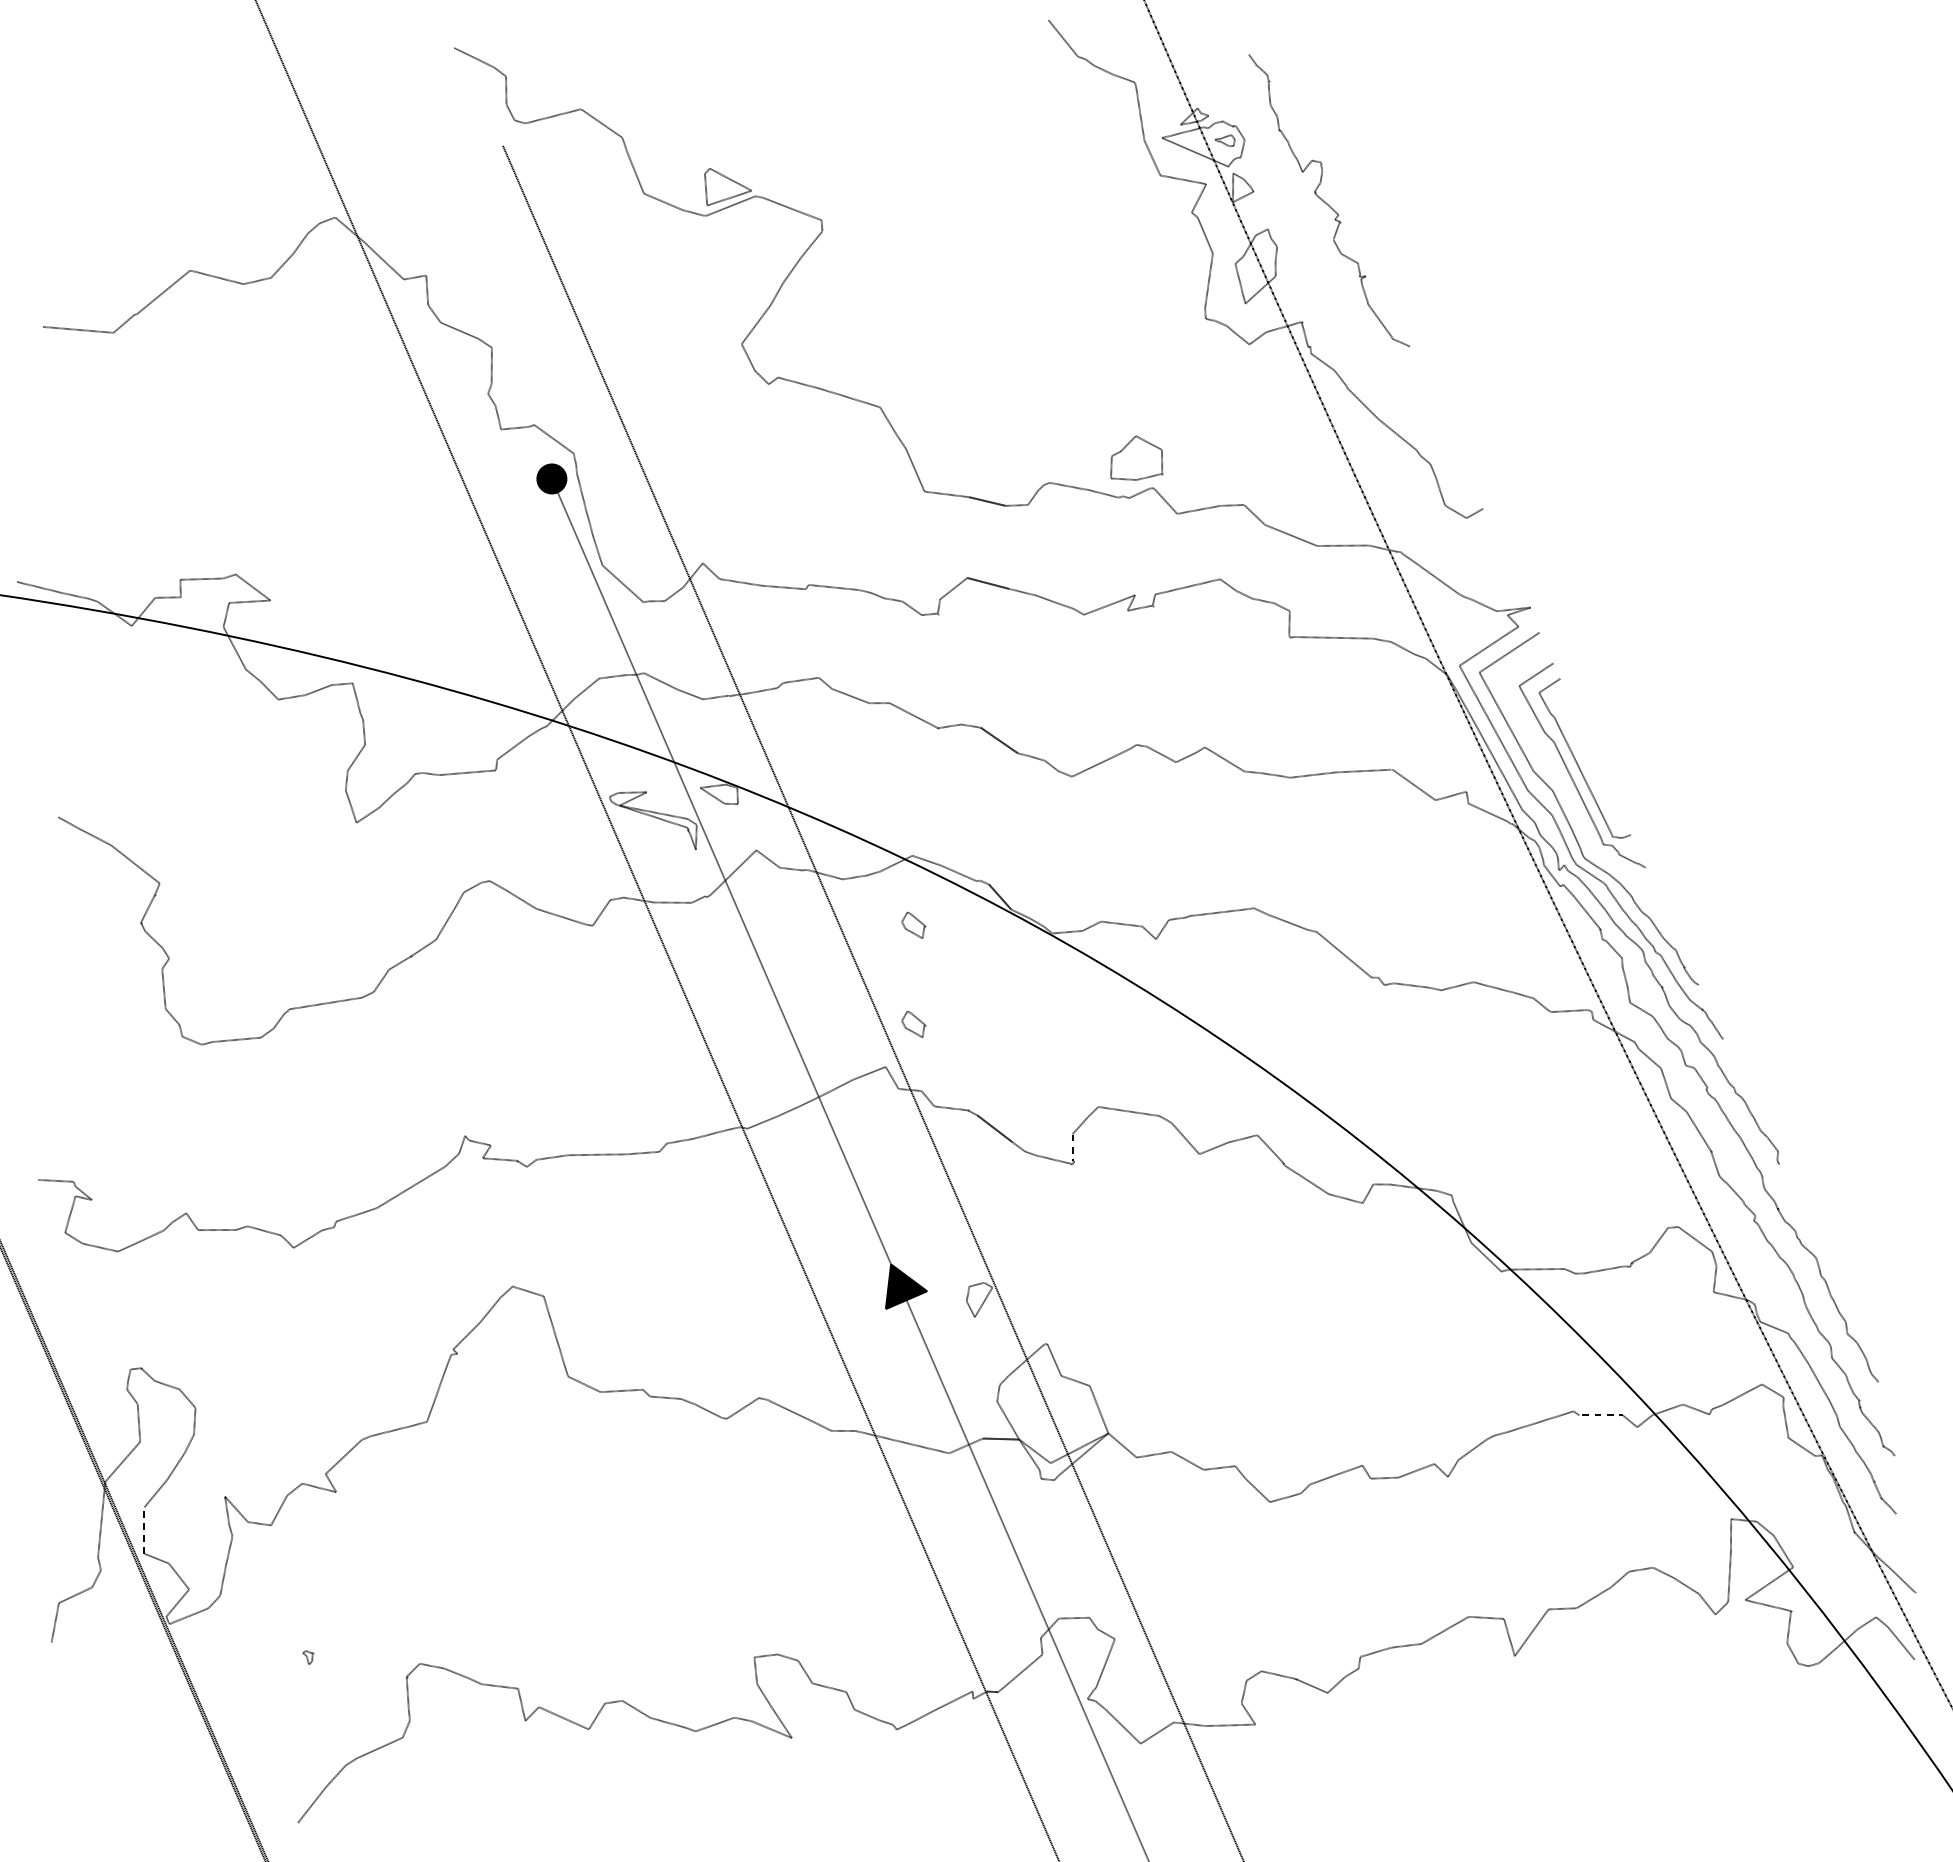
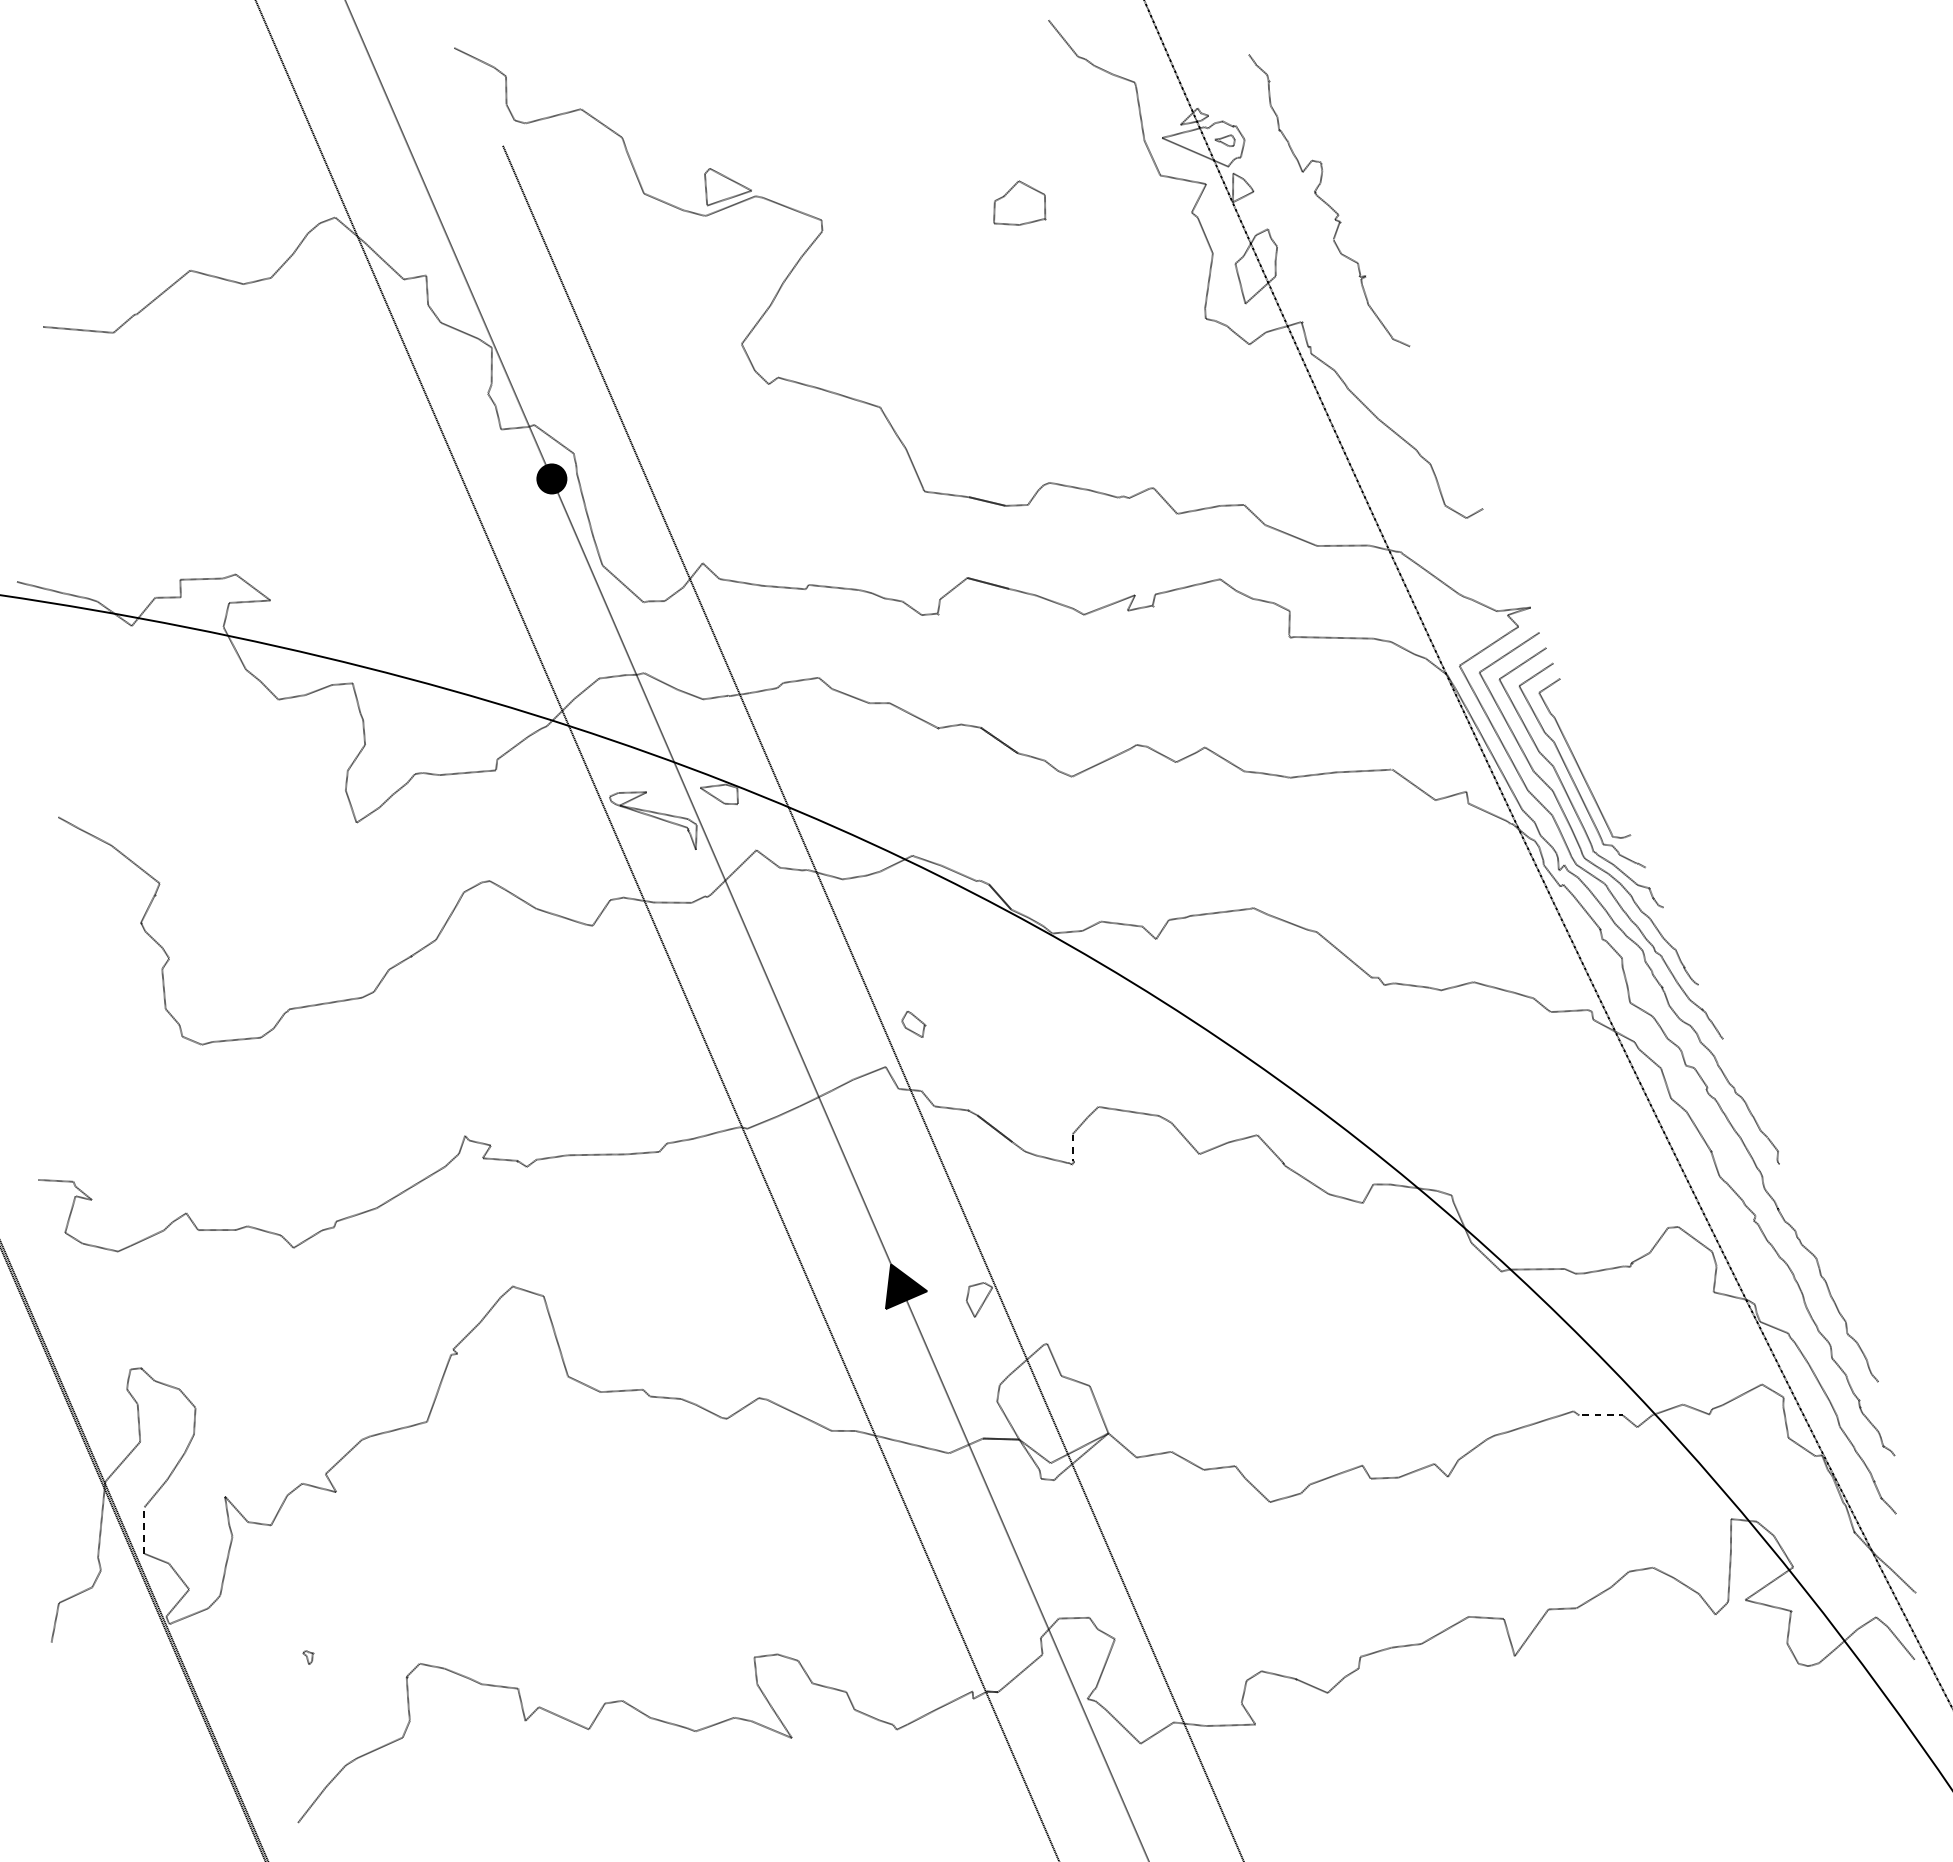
line: none -> present (448, 240)
part position: (1136, 457) -> (1019, 202) (1019, 202)
curve: none -> present (1564, 786)
part: present -> none (913, 925)
